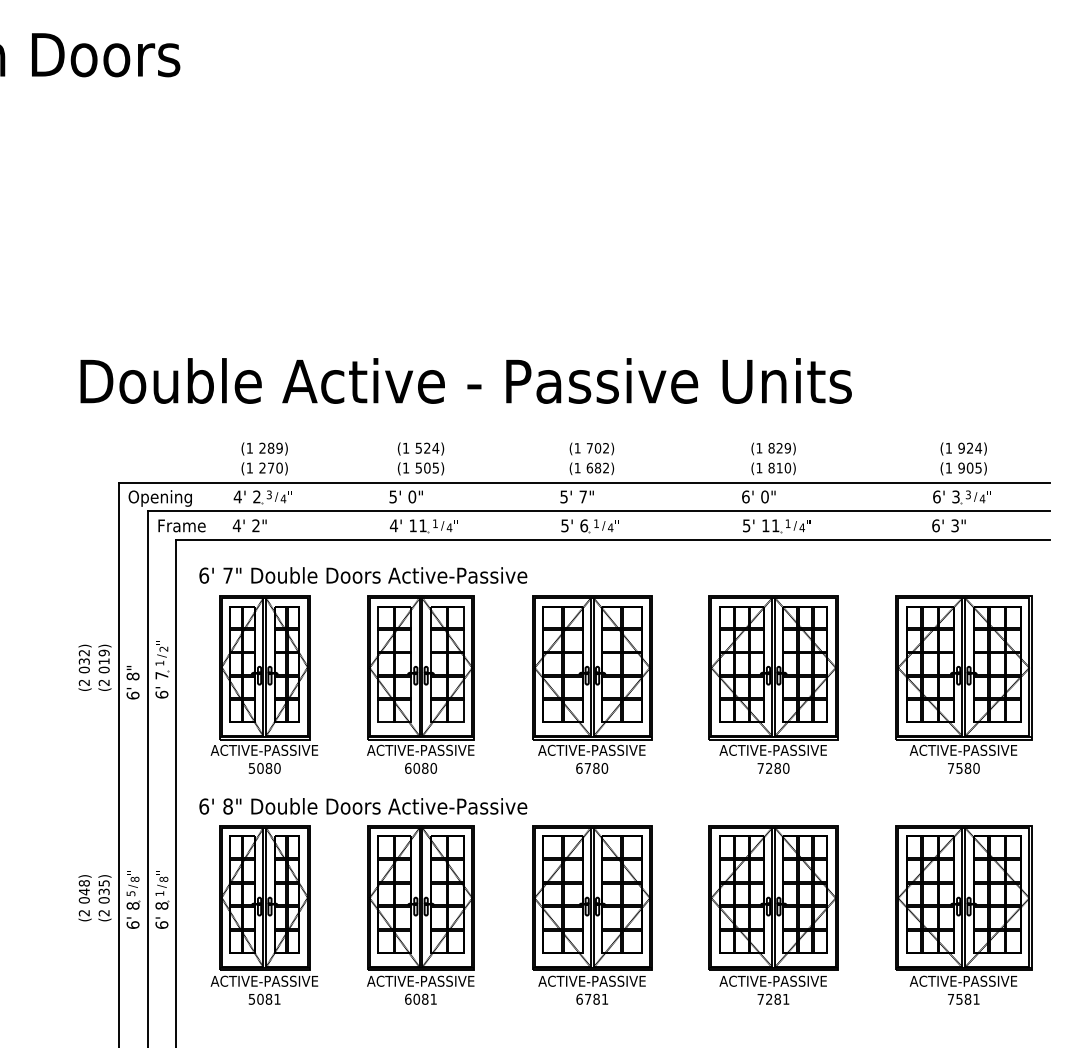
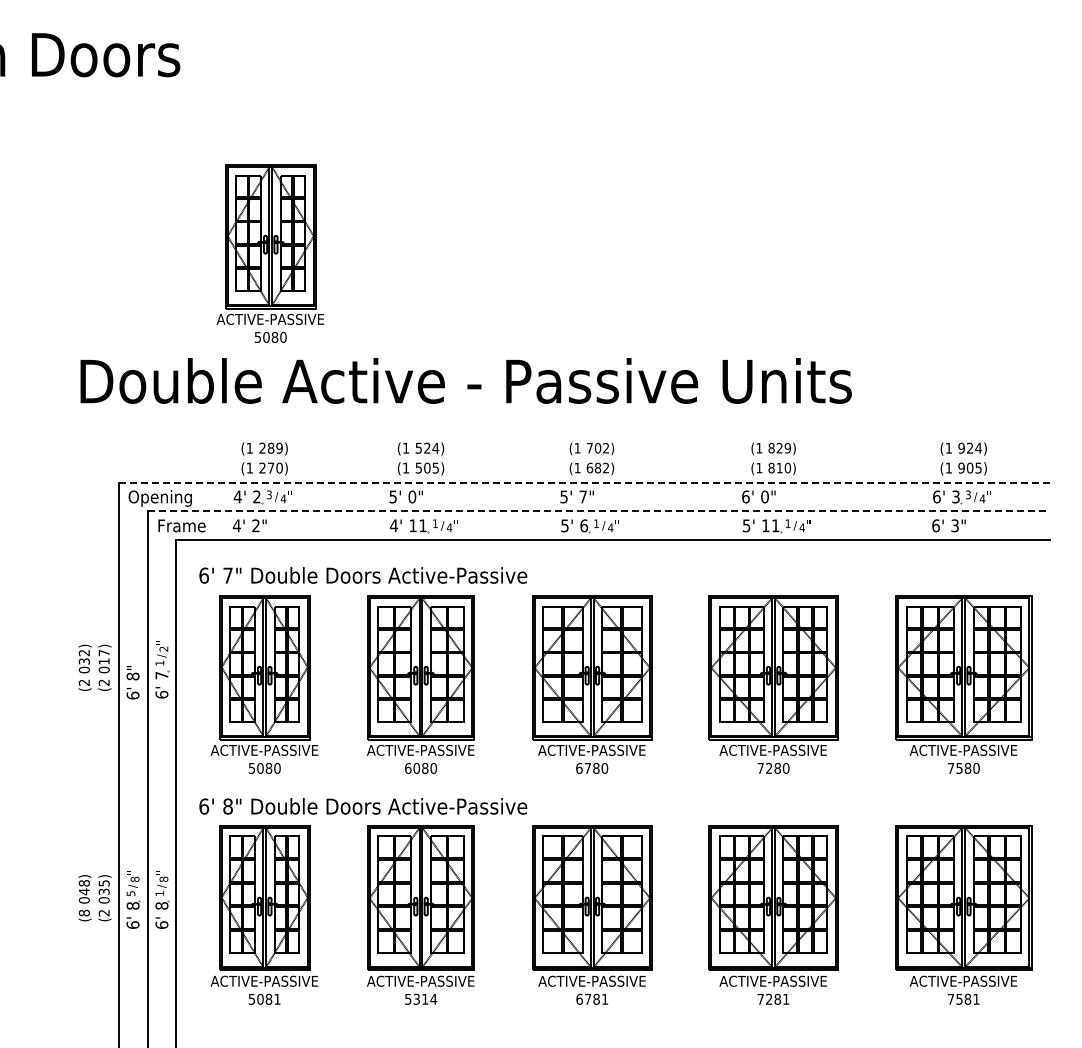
part: none -> present (270, 253)
line: solid -> dashed (584, 482)
line: solid -> dashed (599, 511)
text: 019) -> 017) (103, 652)
text: (2 -> (8 (84, 912)
text: 6081 -> 5314 (421, 998)
